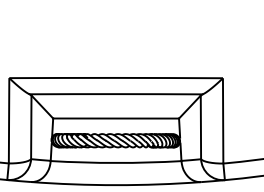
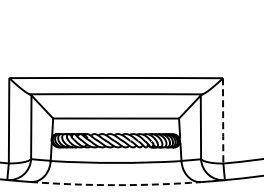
line: solid -> dashed (223, 121)
arc: solid -> dashed (116, 185)
